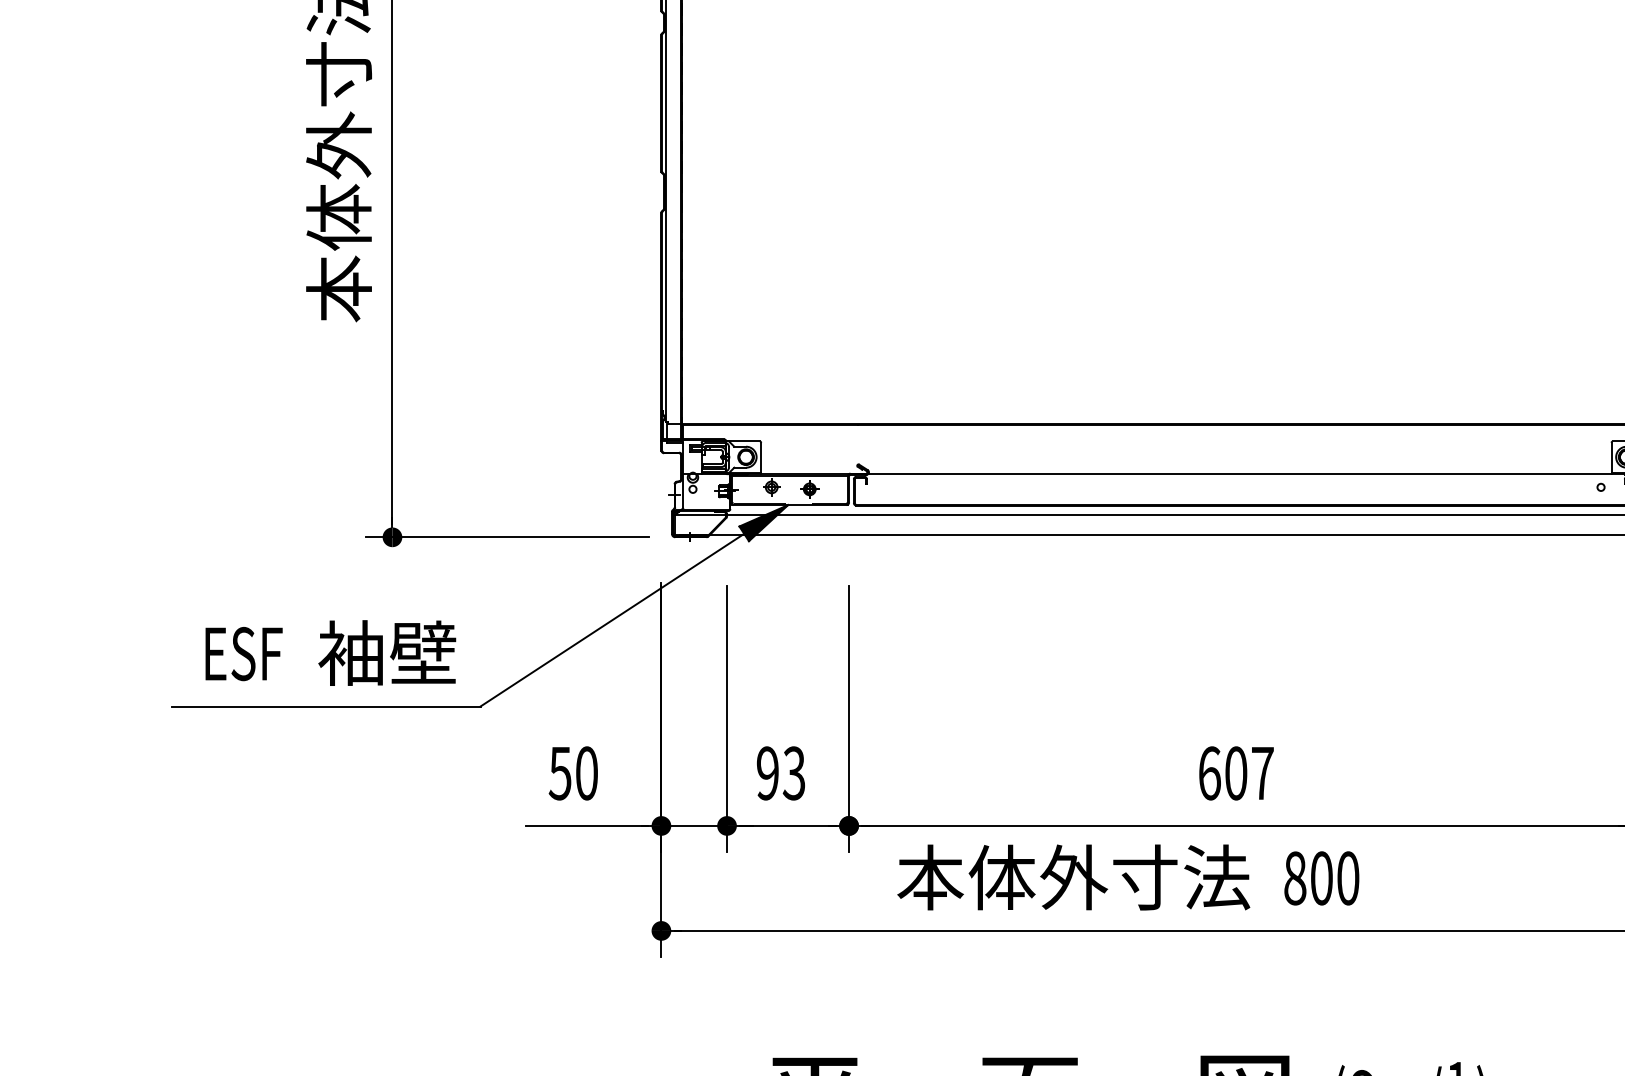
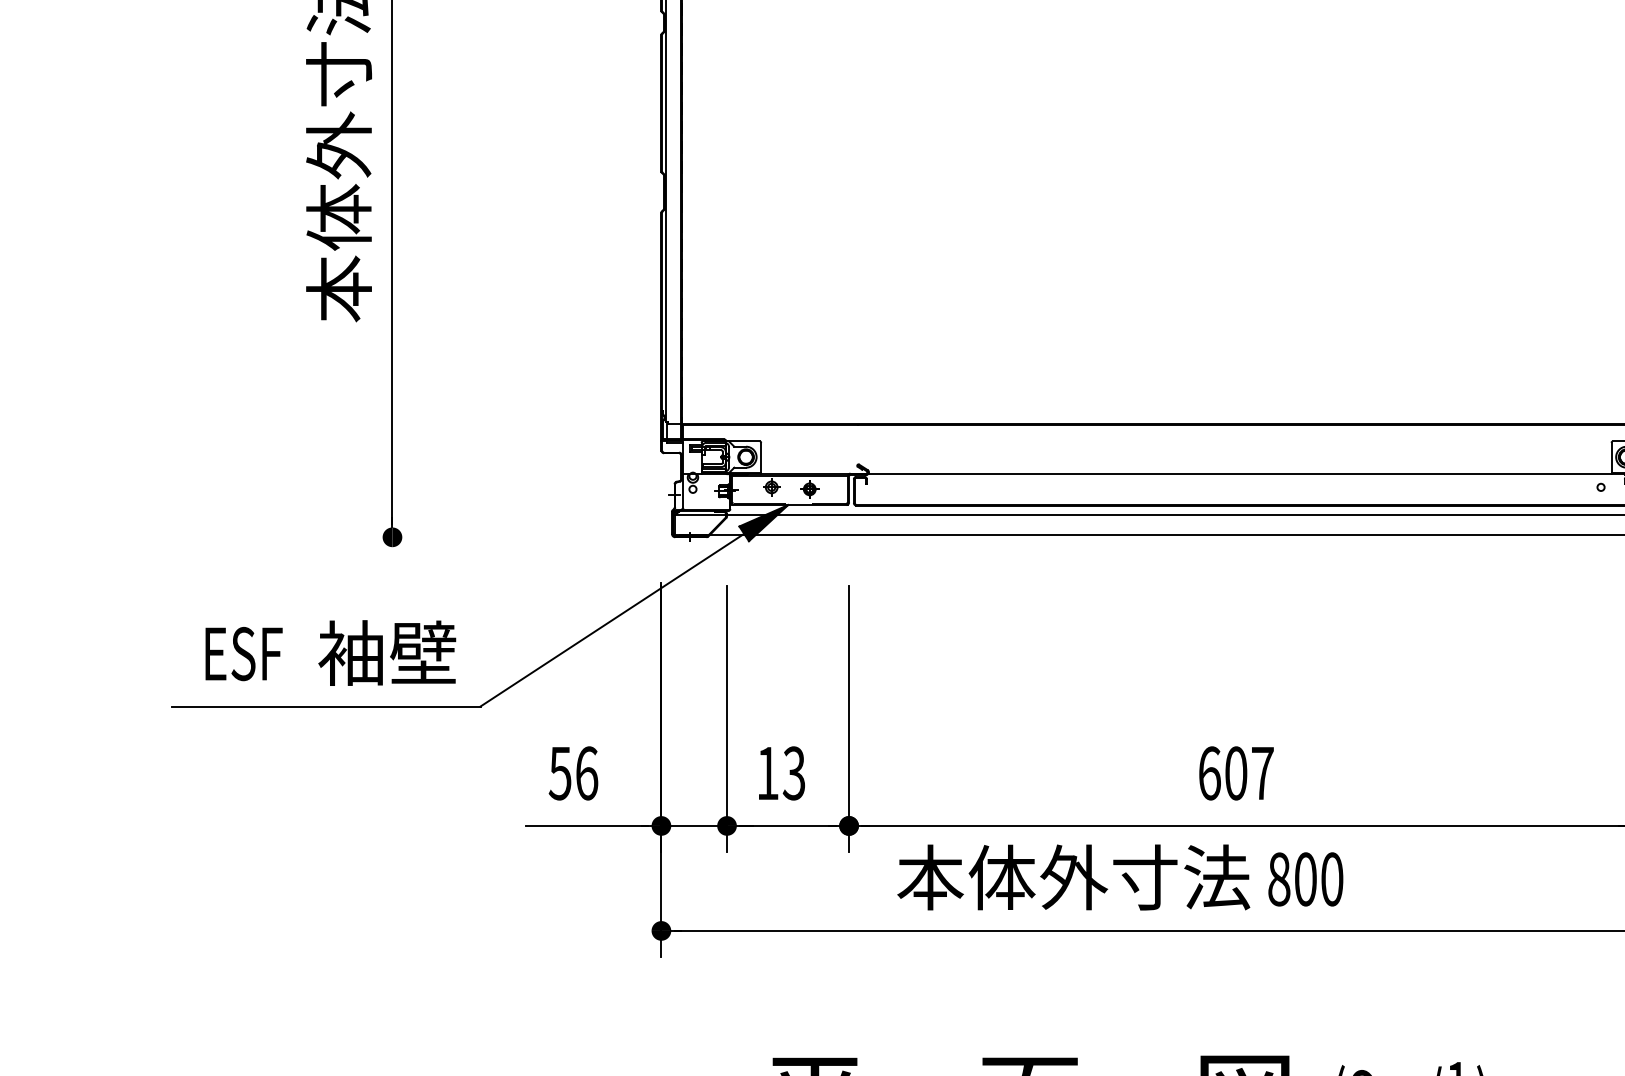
line: present -> none (507, 537)
text: 50 -> 56 (587, 773)
text: 93 -> 13 (767, 773)
text position: (1321, 878) -> (1305, 879) (1305, 879)
